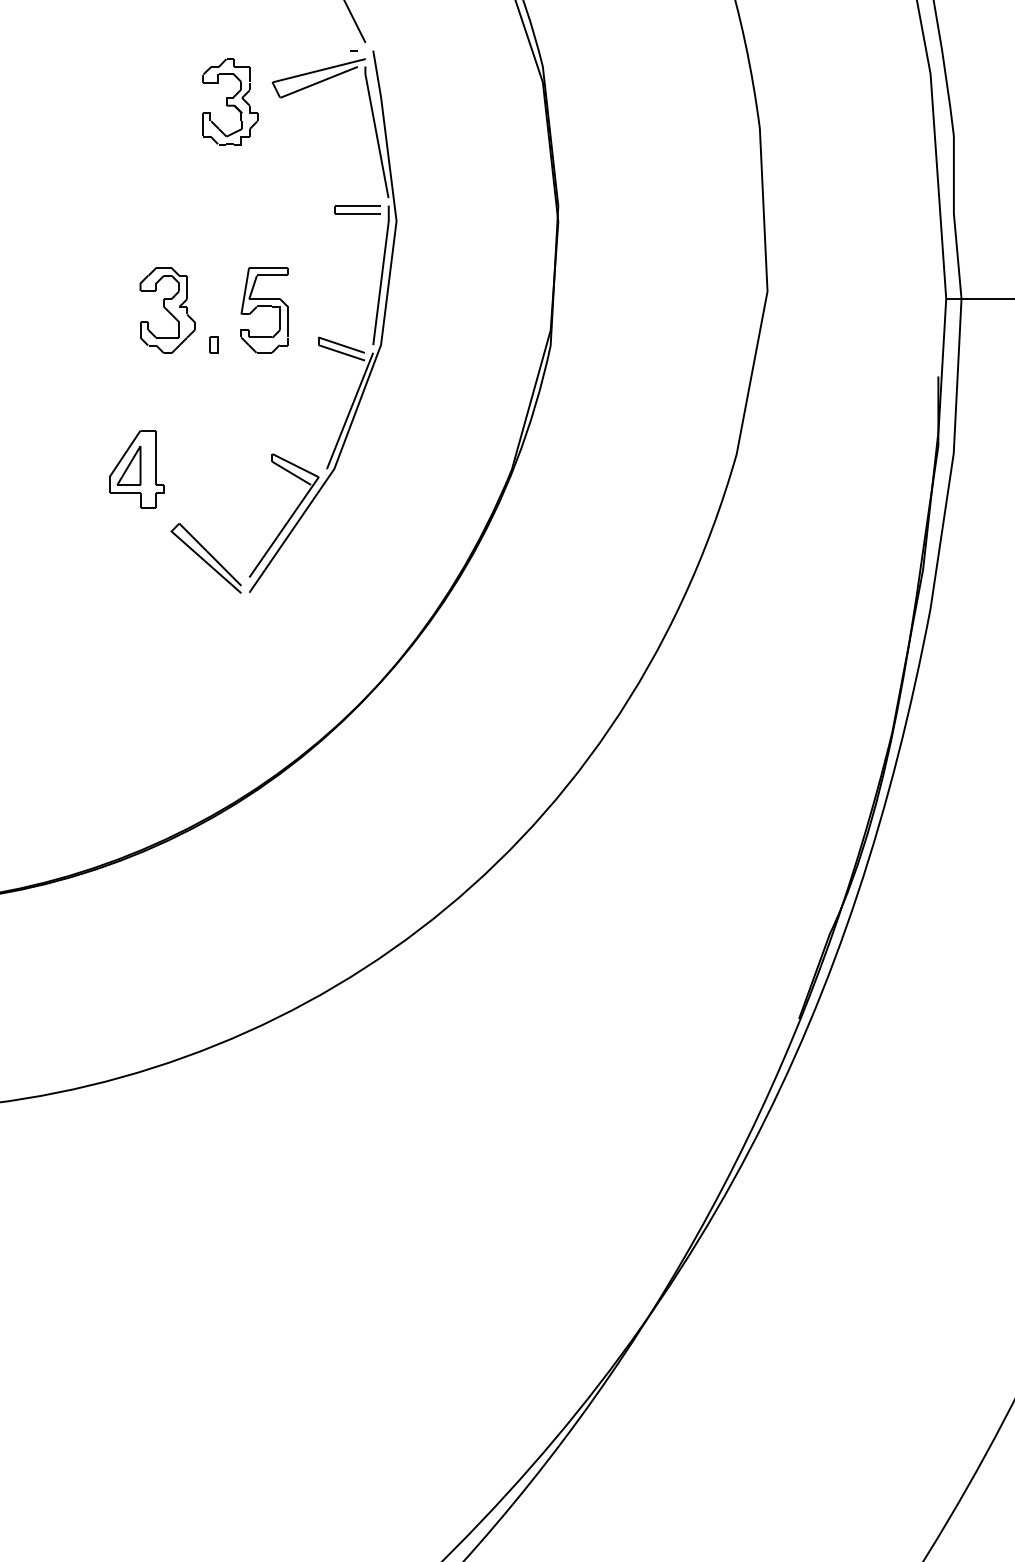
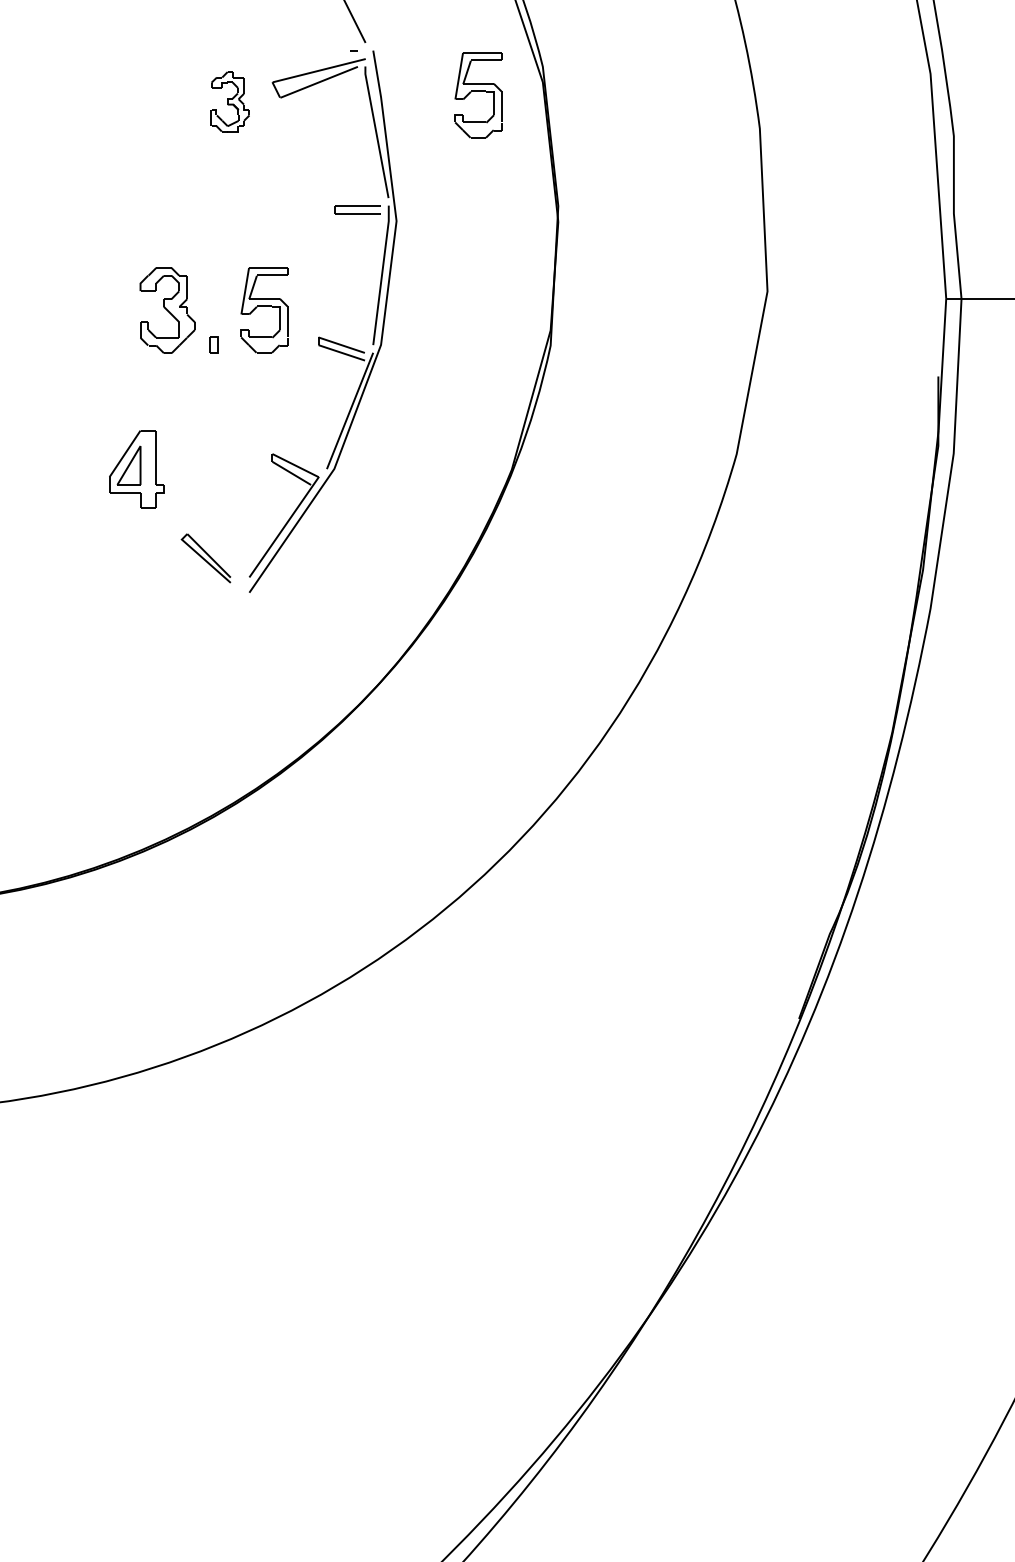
part: none -> present (478, 95)
part size: 57x88 px -> 40x62 px (229, 101)
part size: 72x71 px -> 52x51 px (205, 558)
